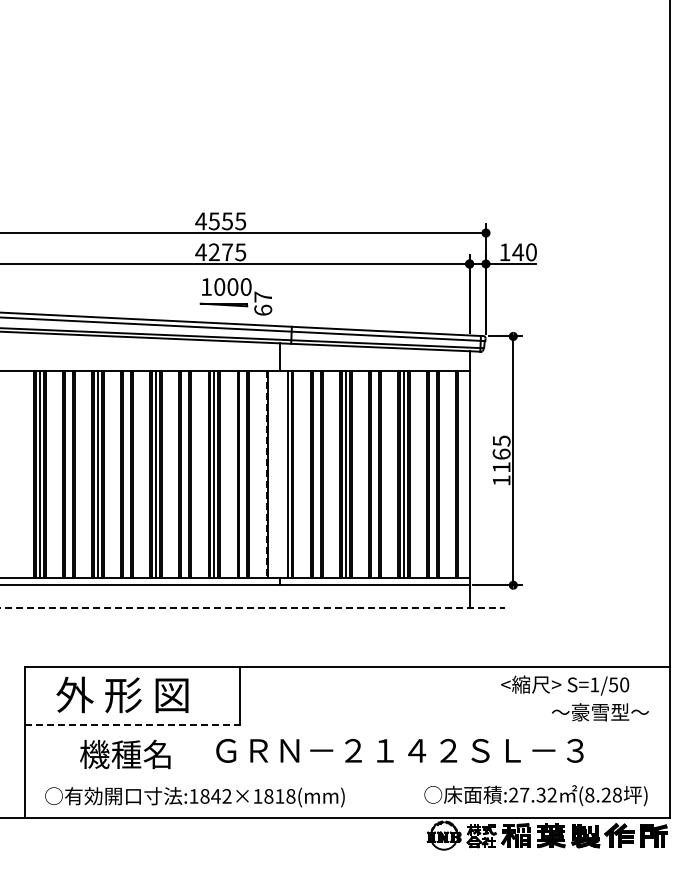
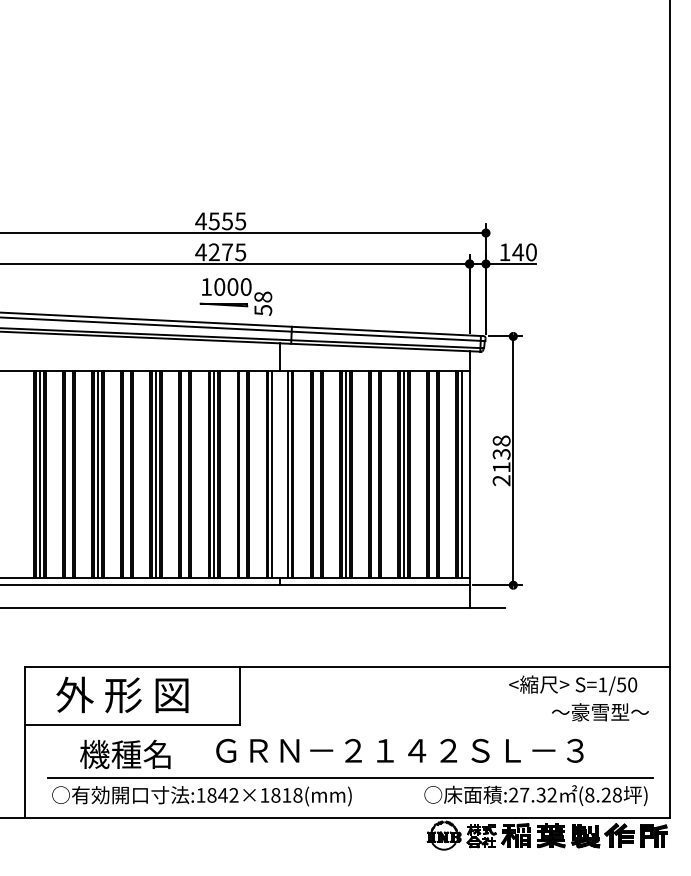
text: 67 -> 58 (263, 303)
text: 1165 -> 2138 (501, 460)
line: dashed -> solid (266, 474)
line: none -> present (272, 474)
line: none -> present (462, 474)
line: dashed -> solid (252, 608)
text position: (565, 685) -> (573, 685) (573, 685)
line: dashed -> solid (132, 724)
line: none -> present (349, 777)
text position: (194, 797) -> (201, 796) (201, 796)
